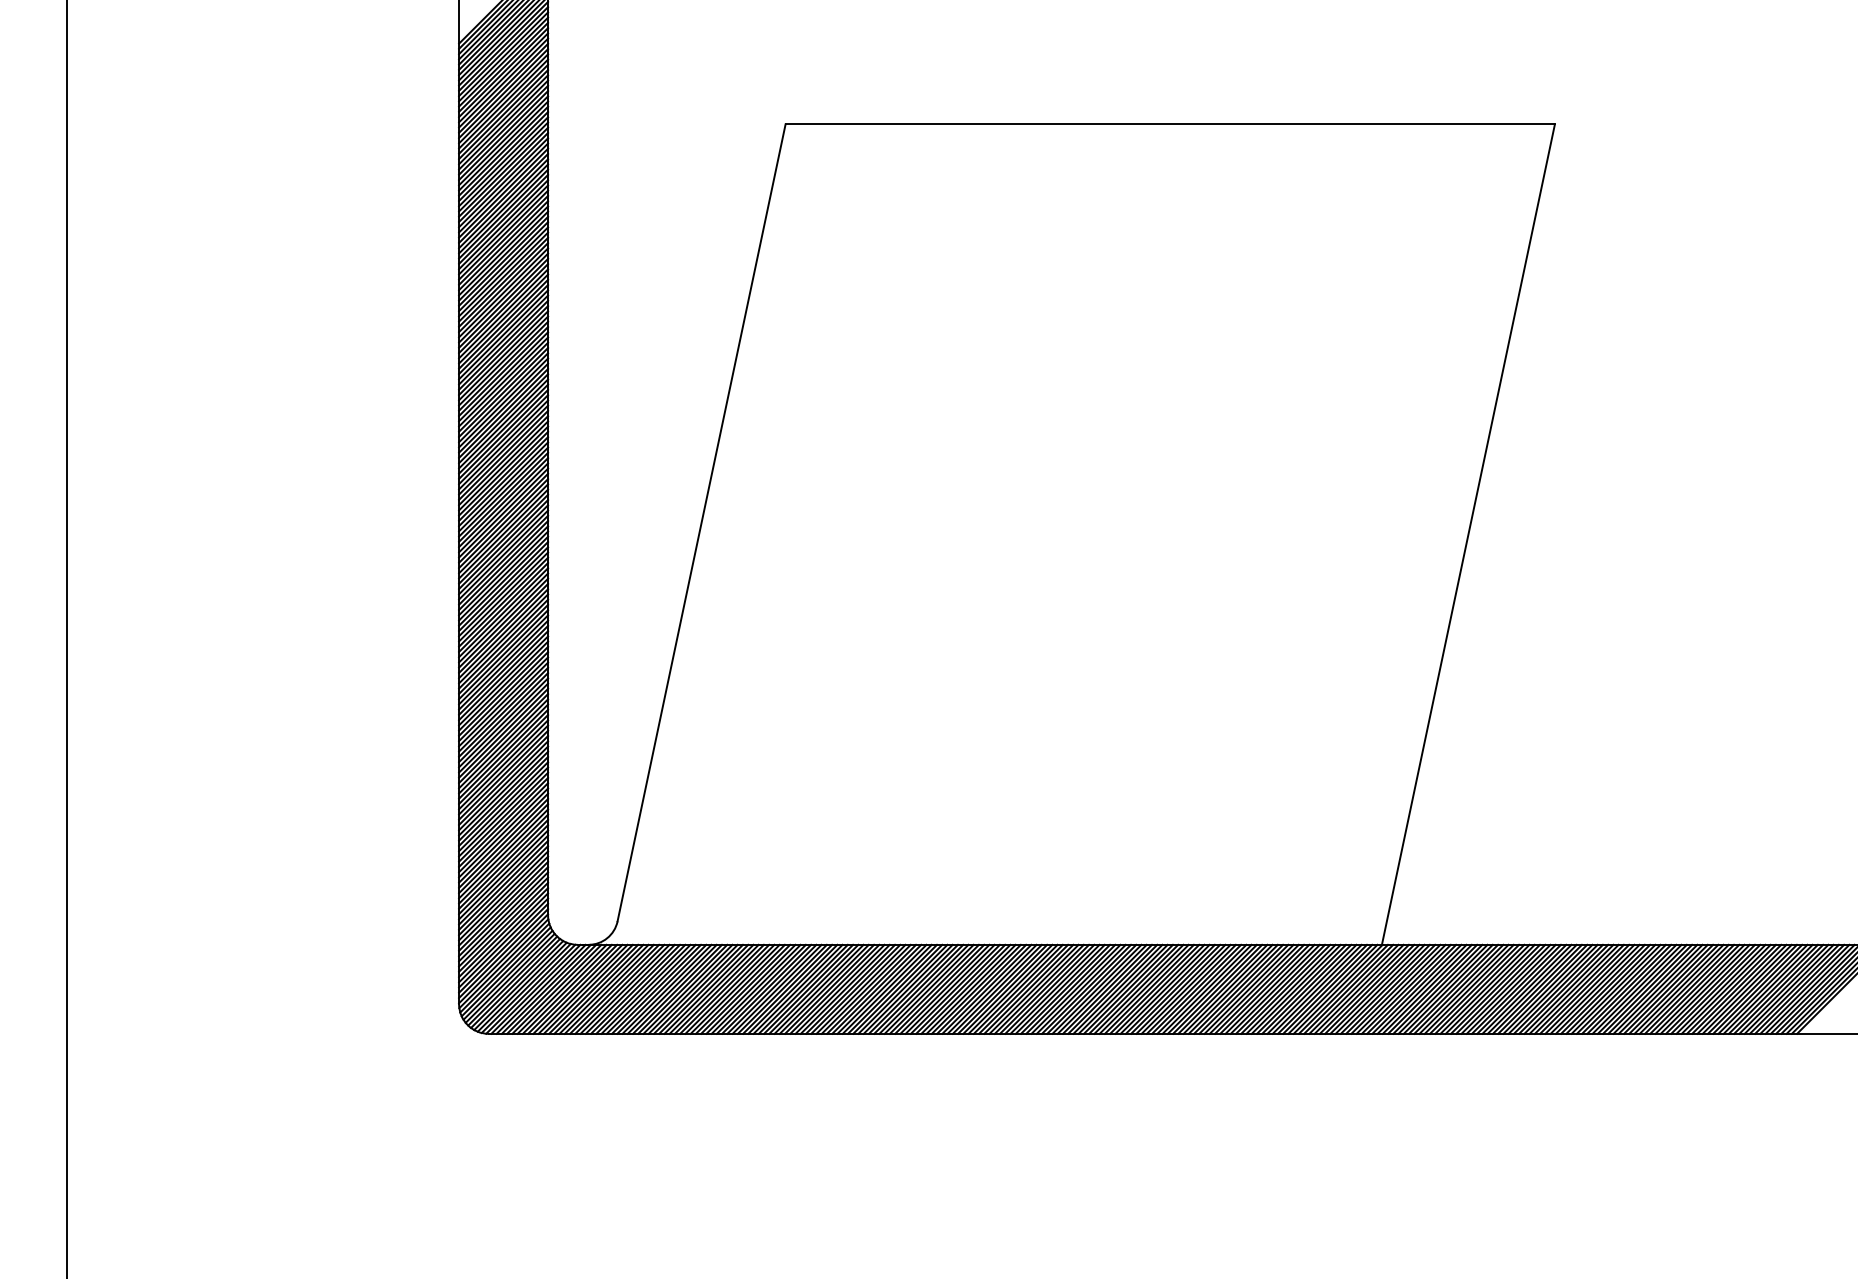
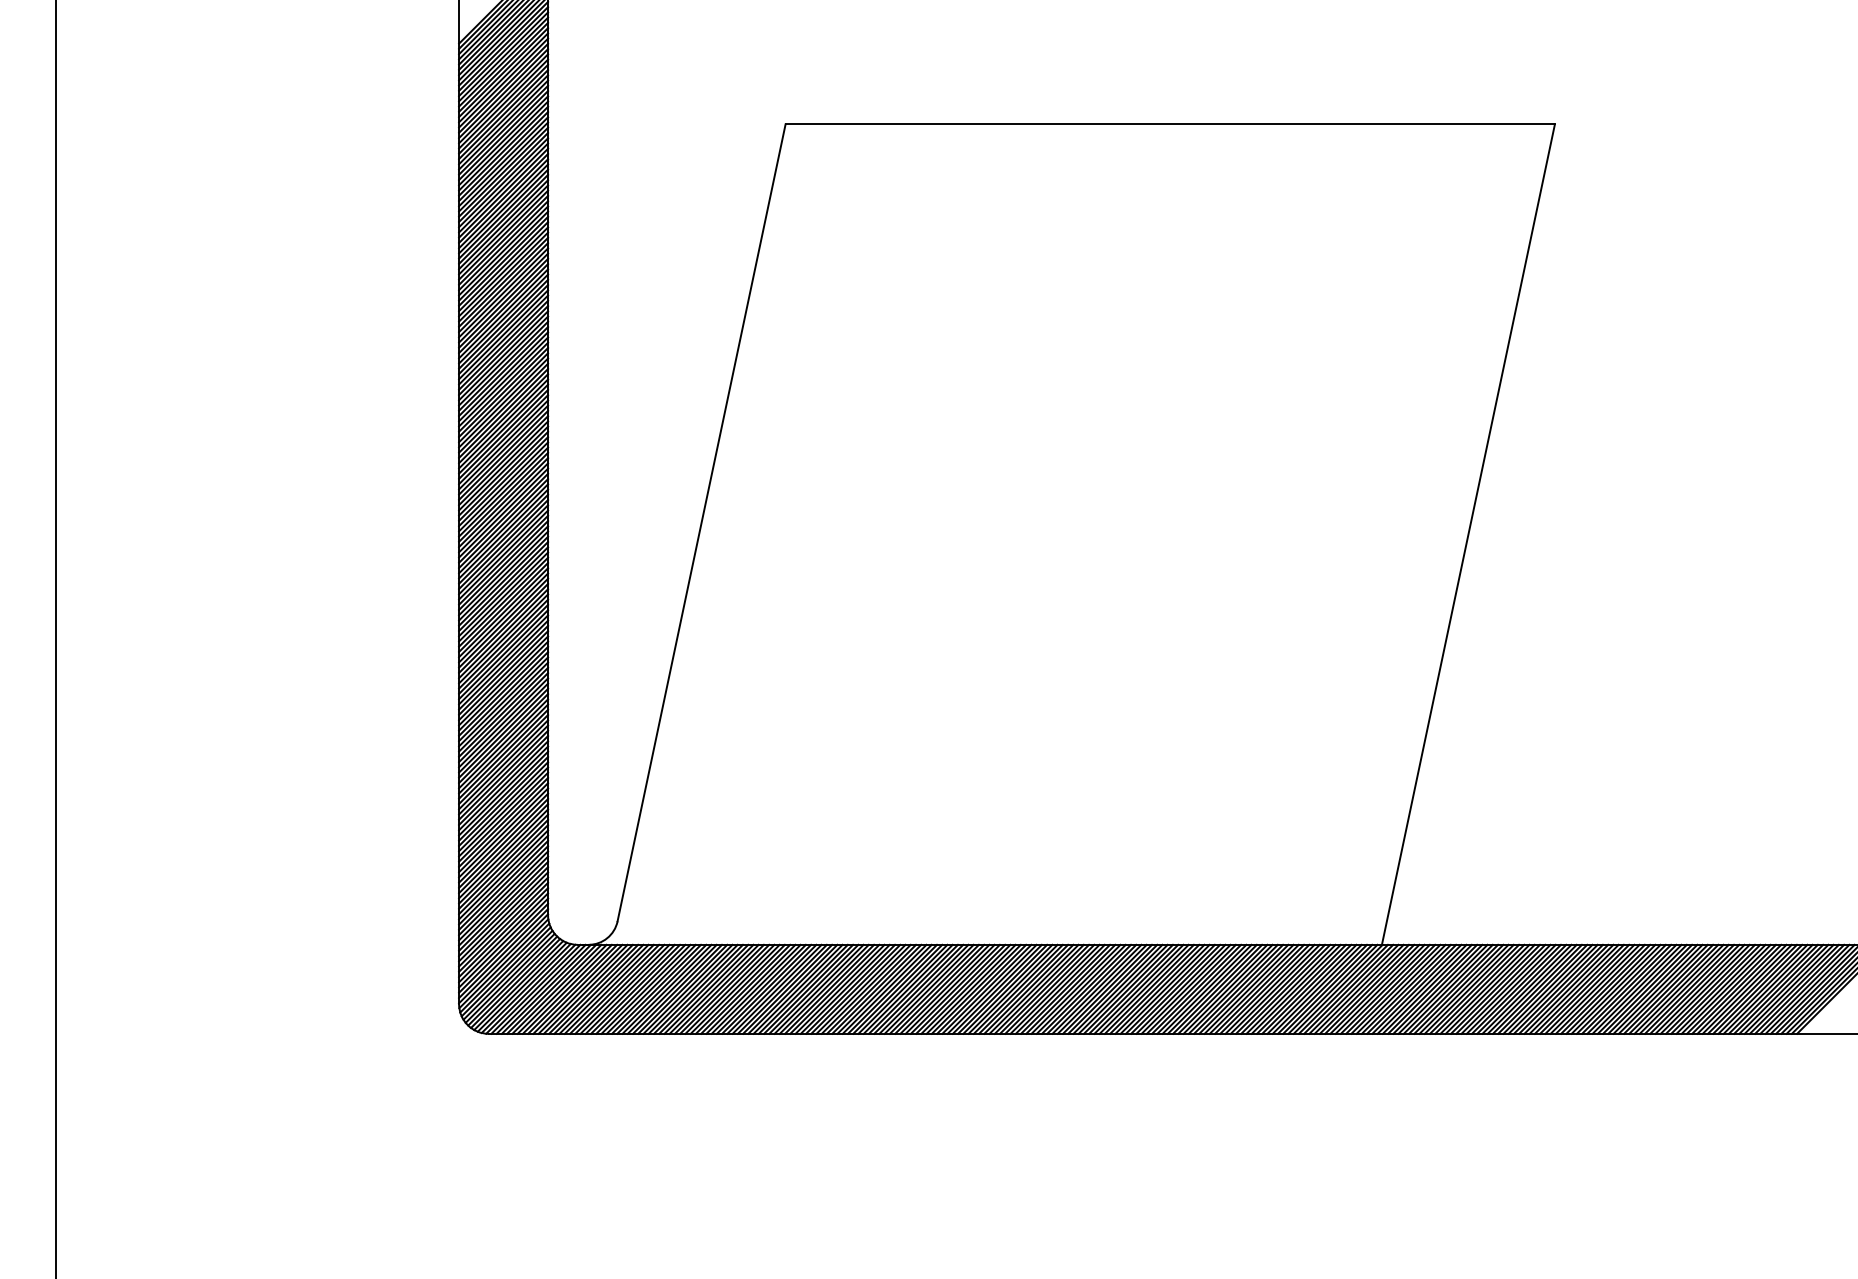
line position: (66, 638) -> (55, 638) (55, 638)
